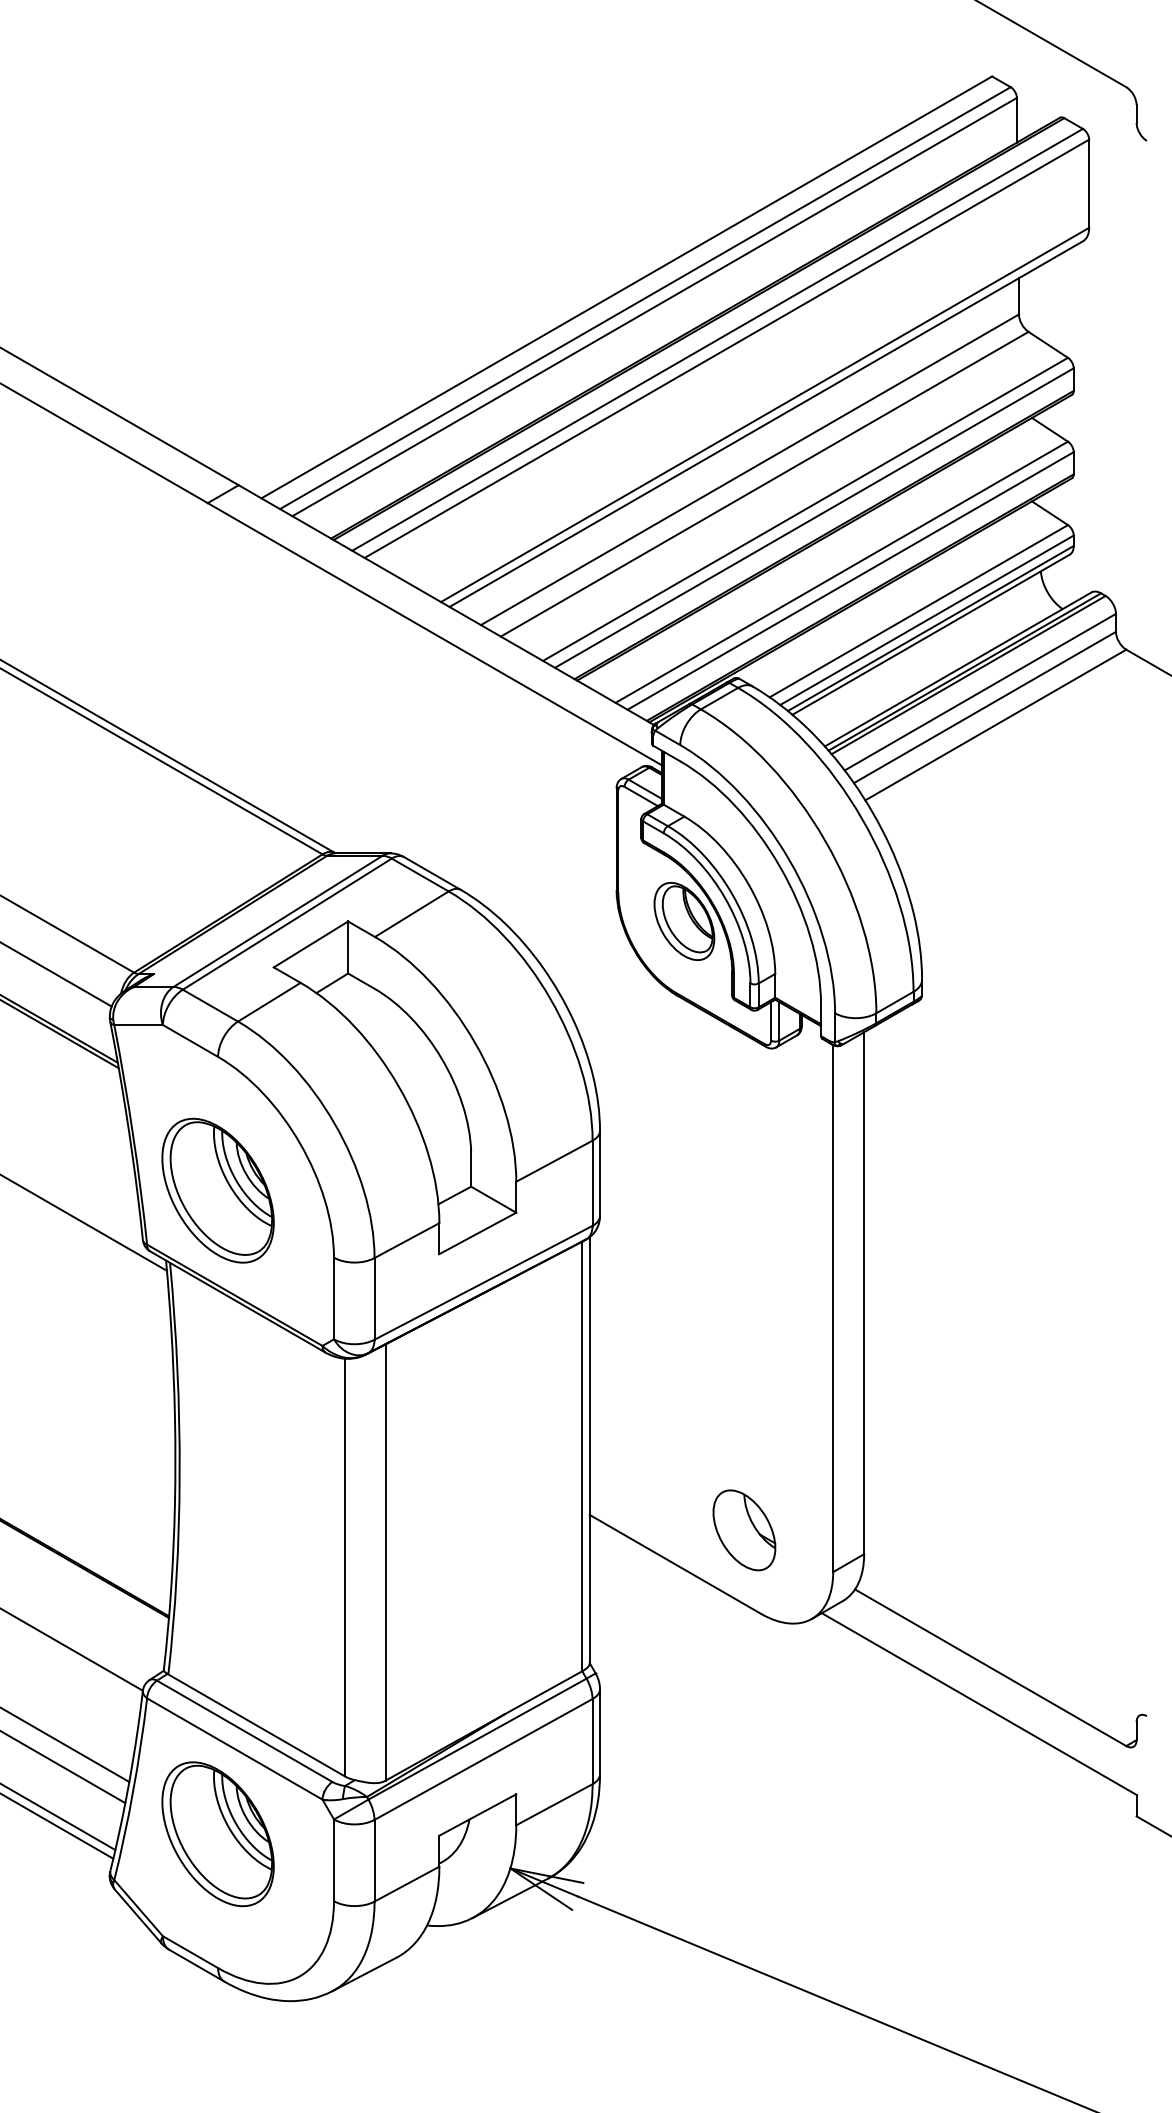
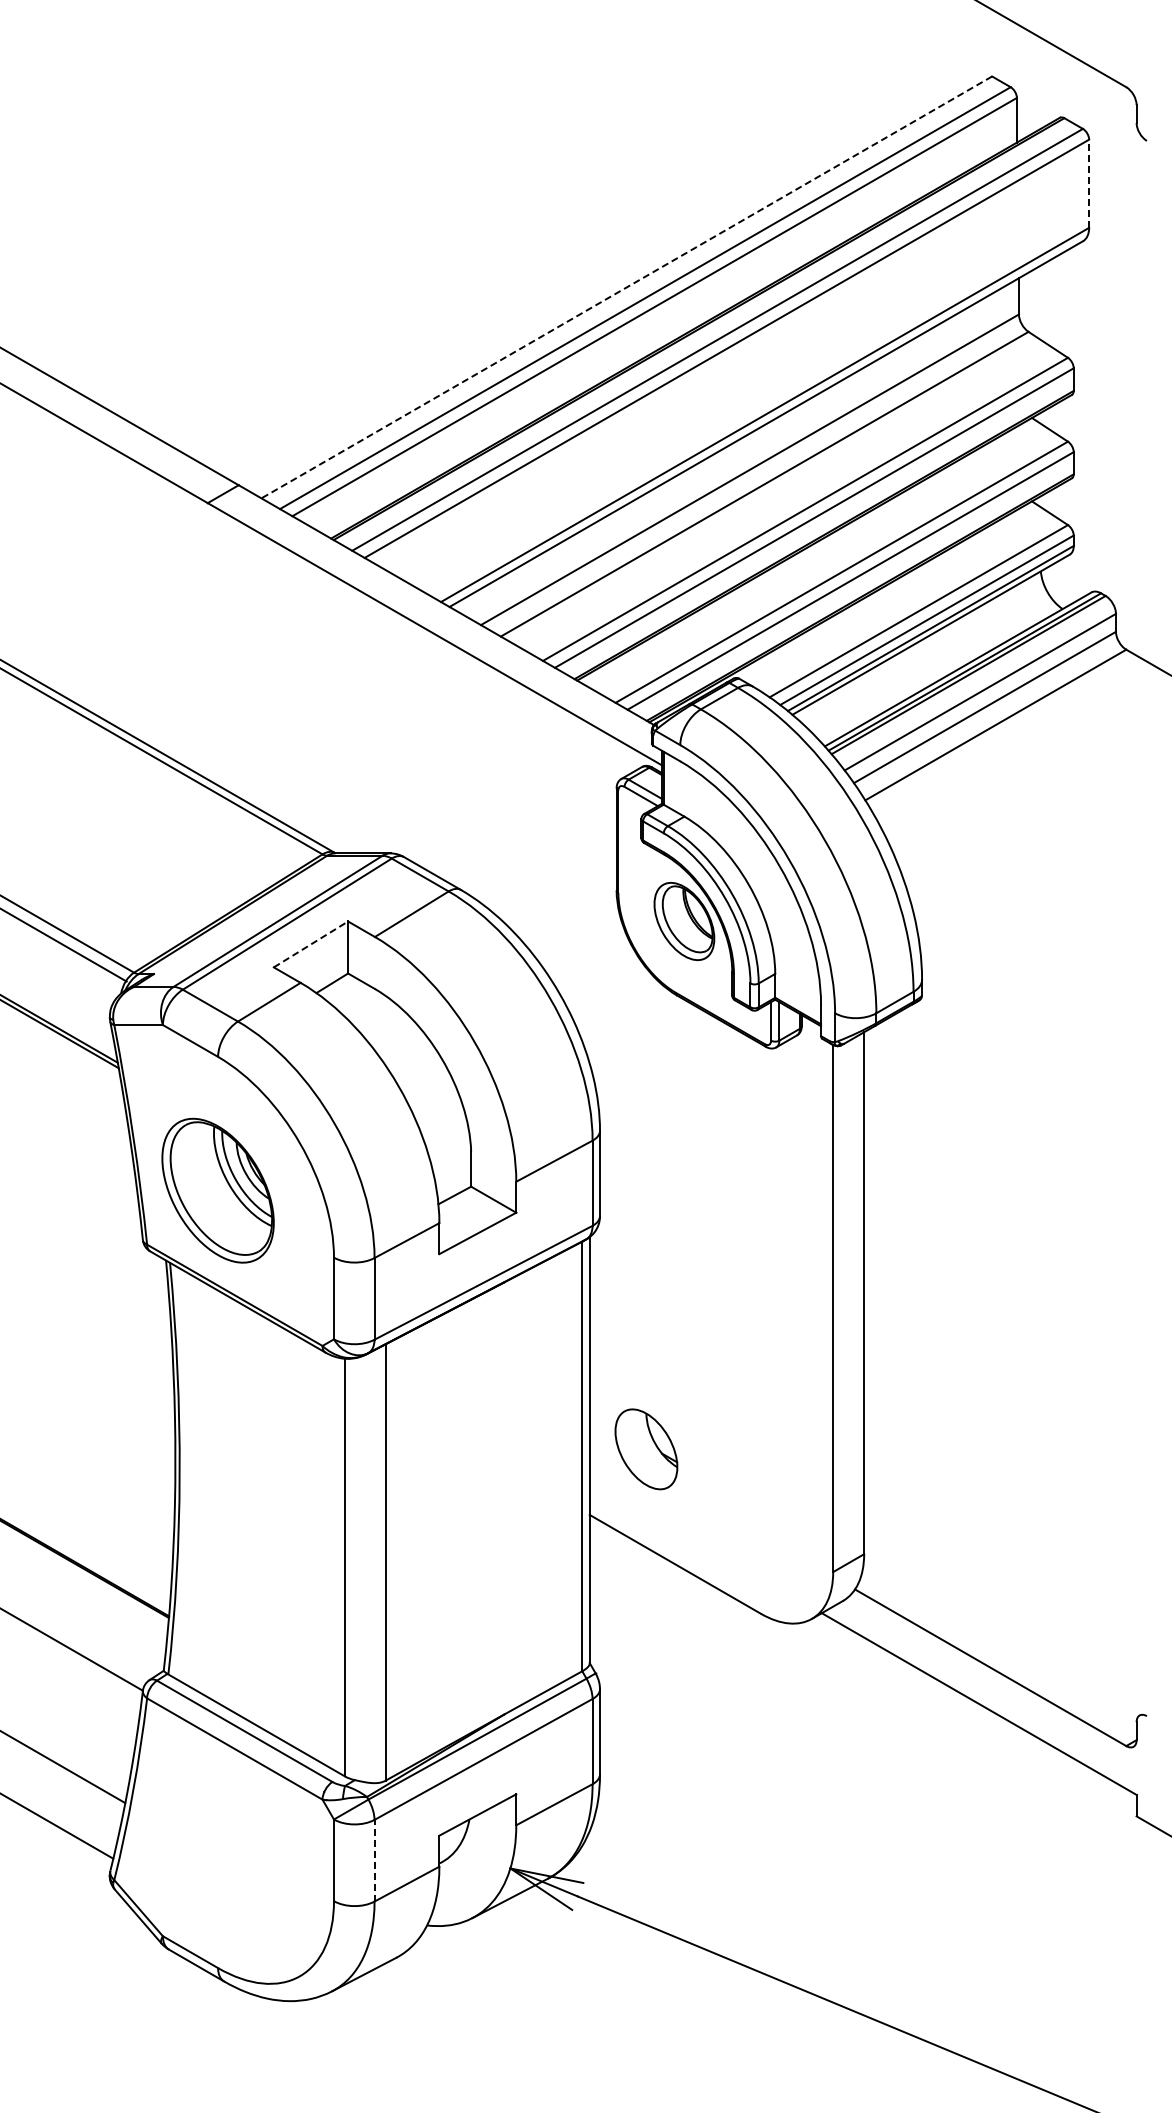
line: solid -> dashed (1089, 183)
line: solid -> dashed (626, 287)
line: solid -> dashed (310, 944)
line position: (56, 974) -> (64, 945) (64, 945)
line: present -> none (84, 1222)
part position: (744, 1530) -> (646, 1449) (646, 1449)
line: present -> none (65, 1744)
line: present -> none (58, 1817)
part: present -> none (217, 1834)
line: solid -> dashed (374, 1860)
